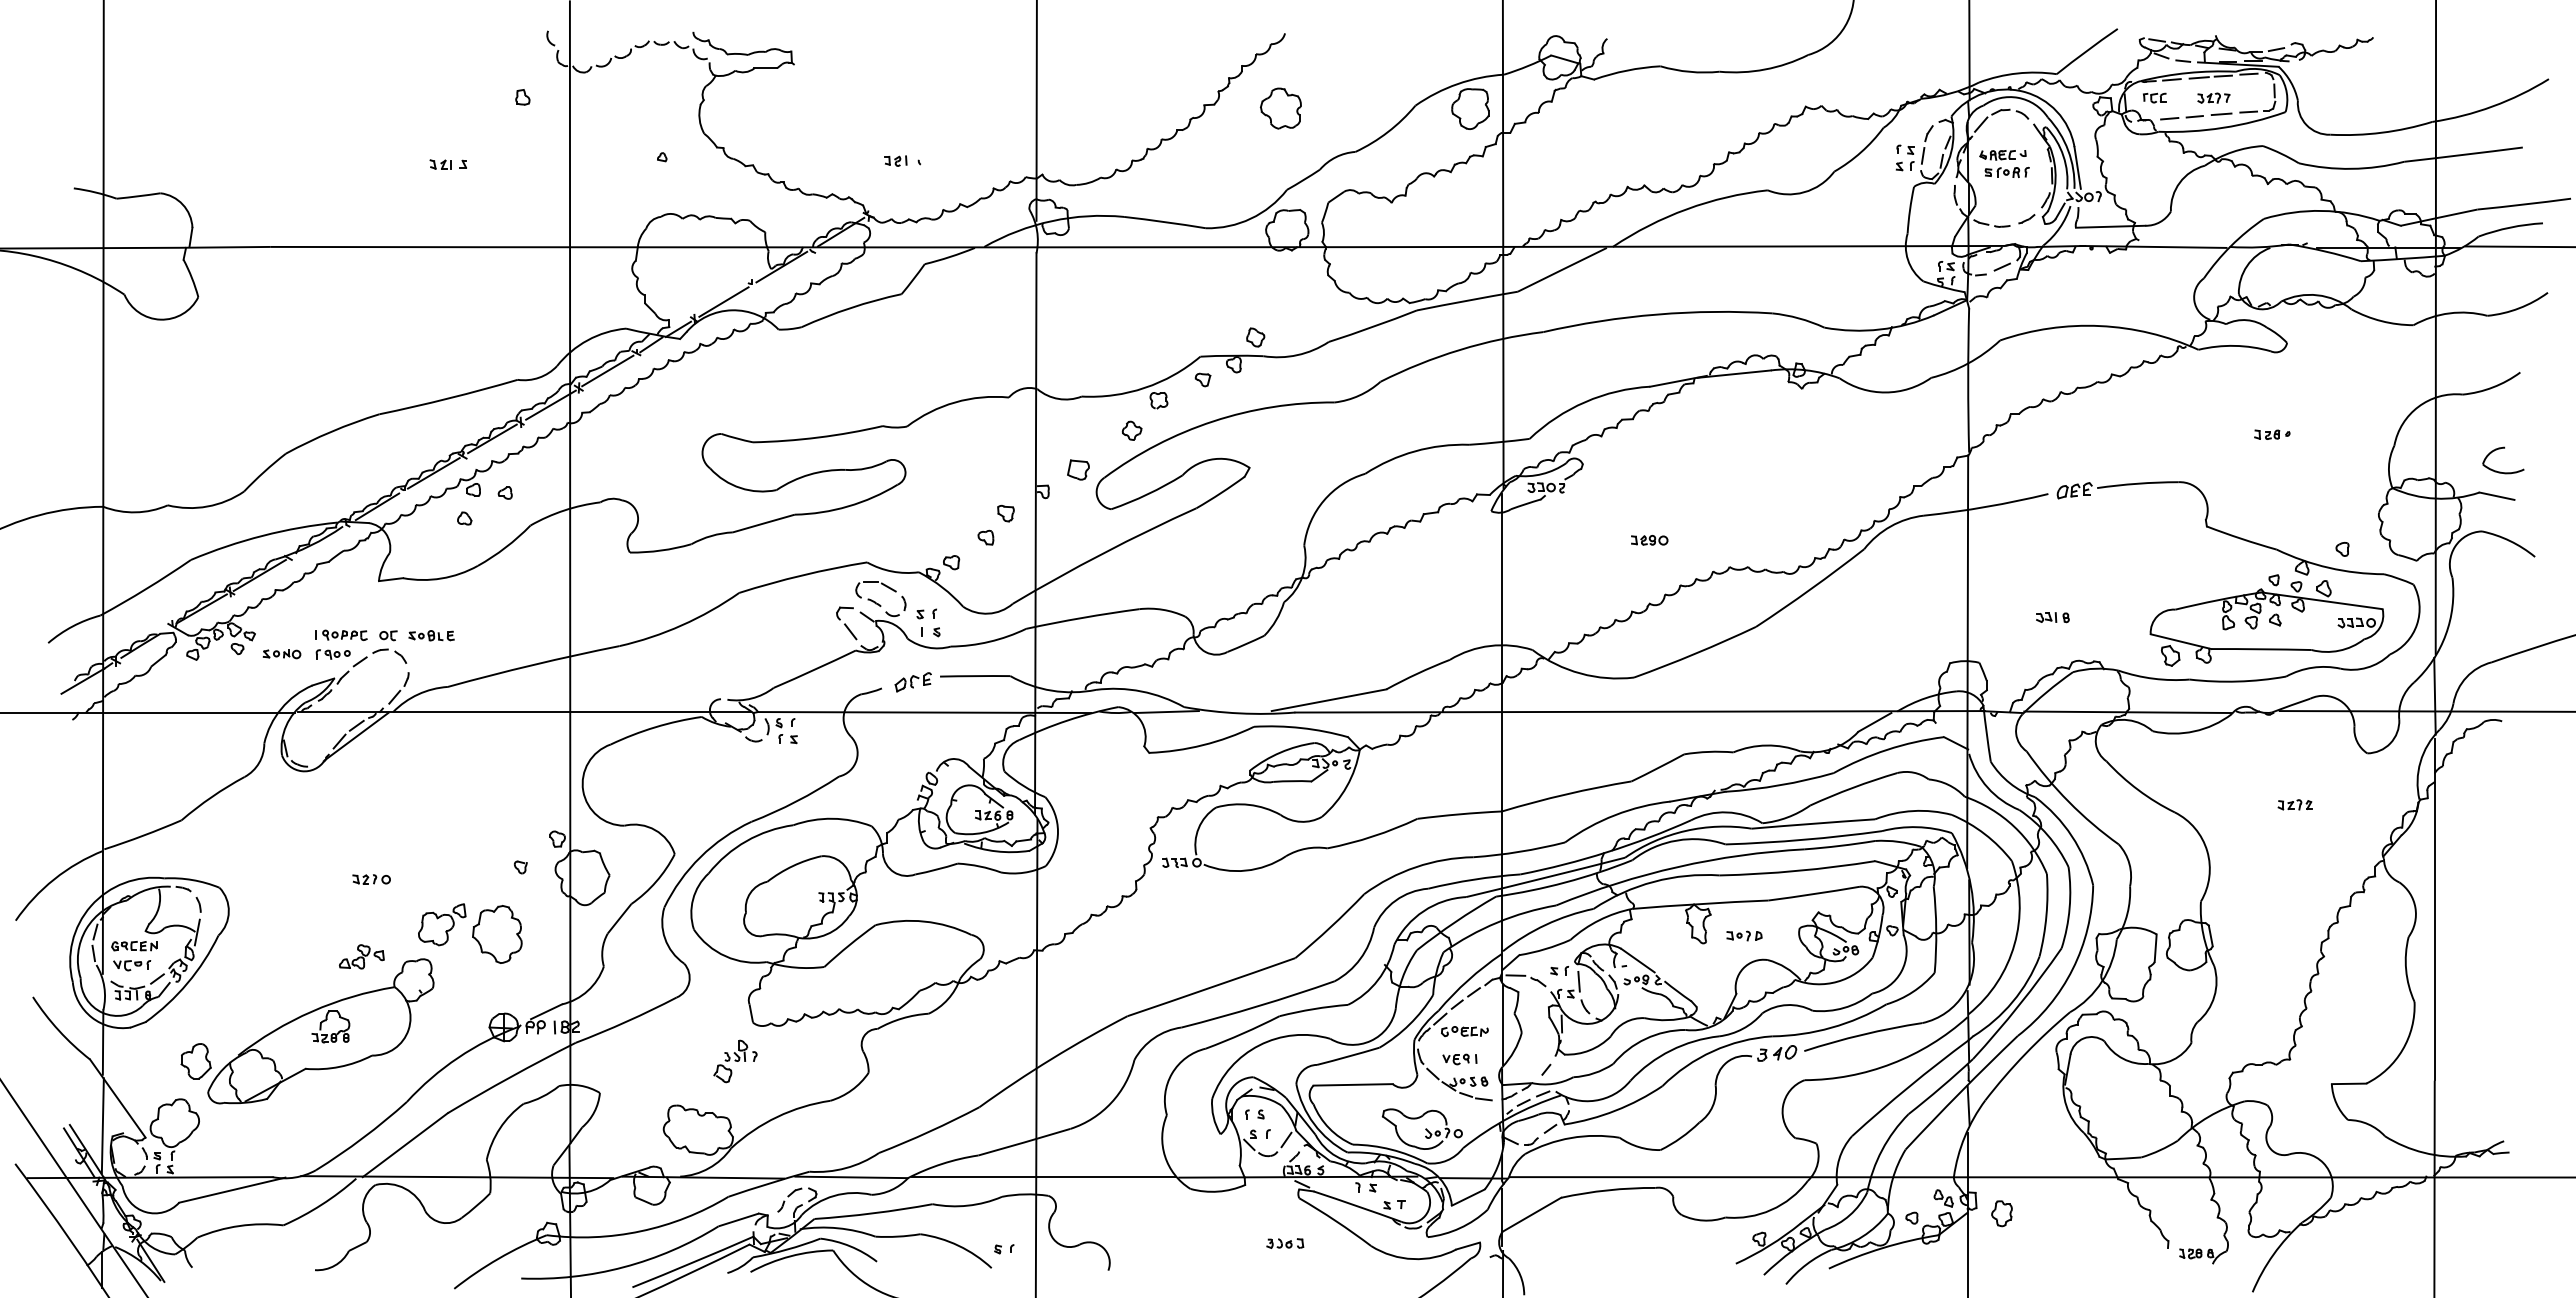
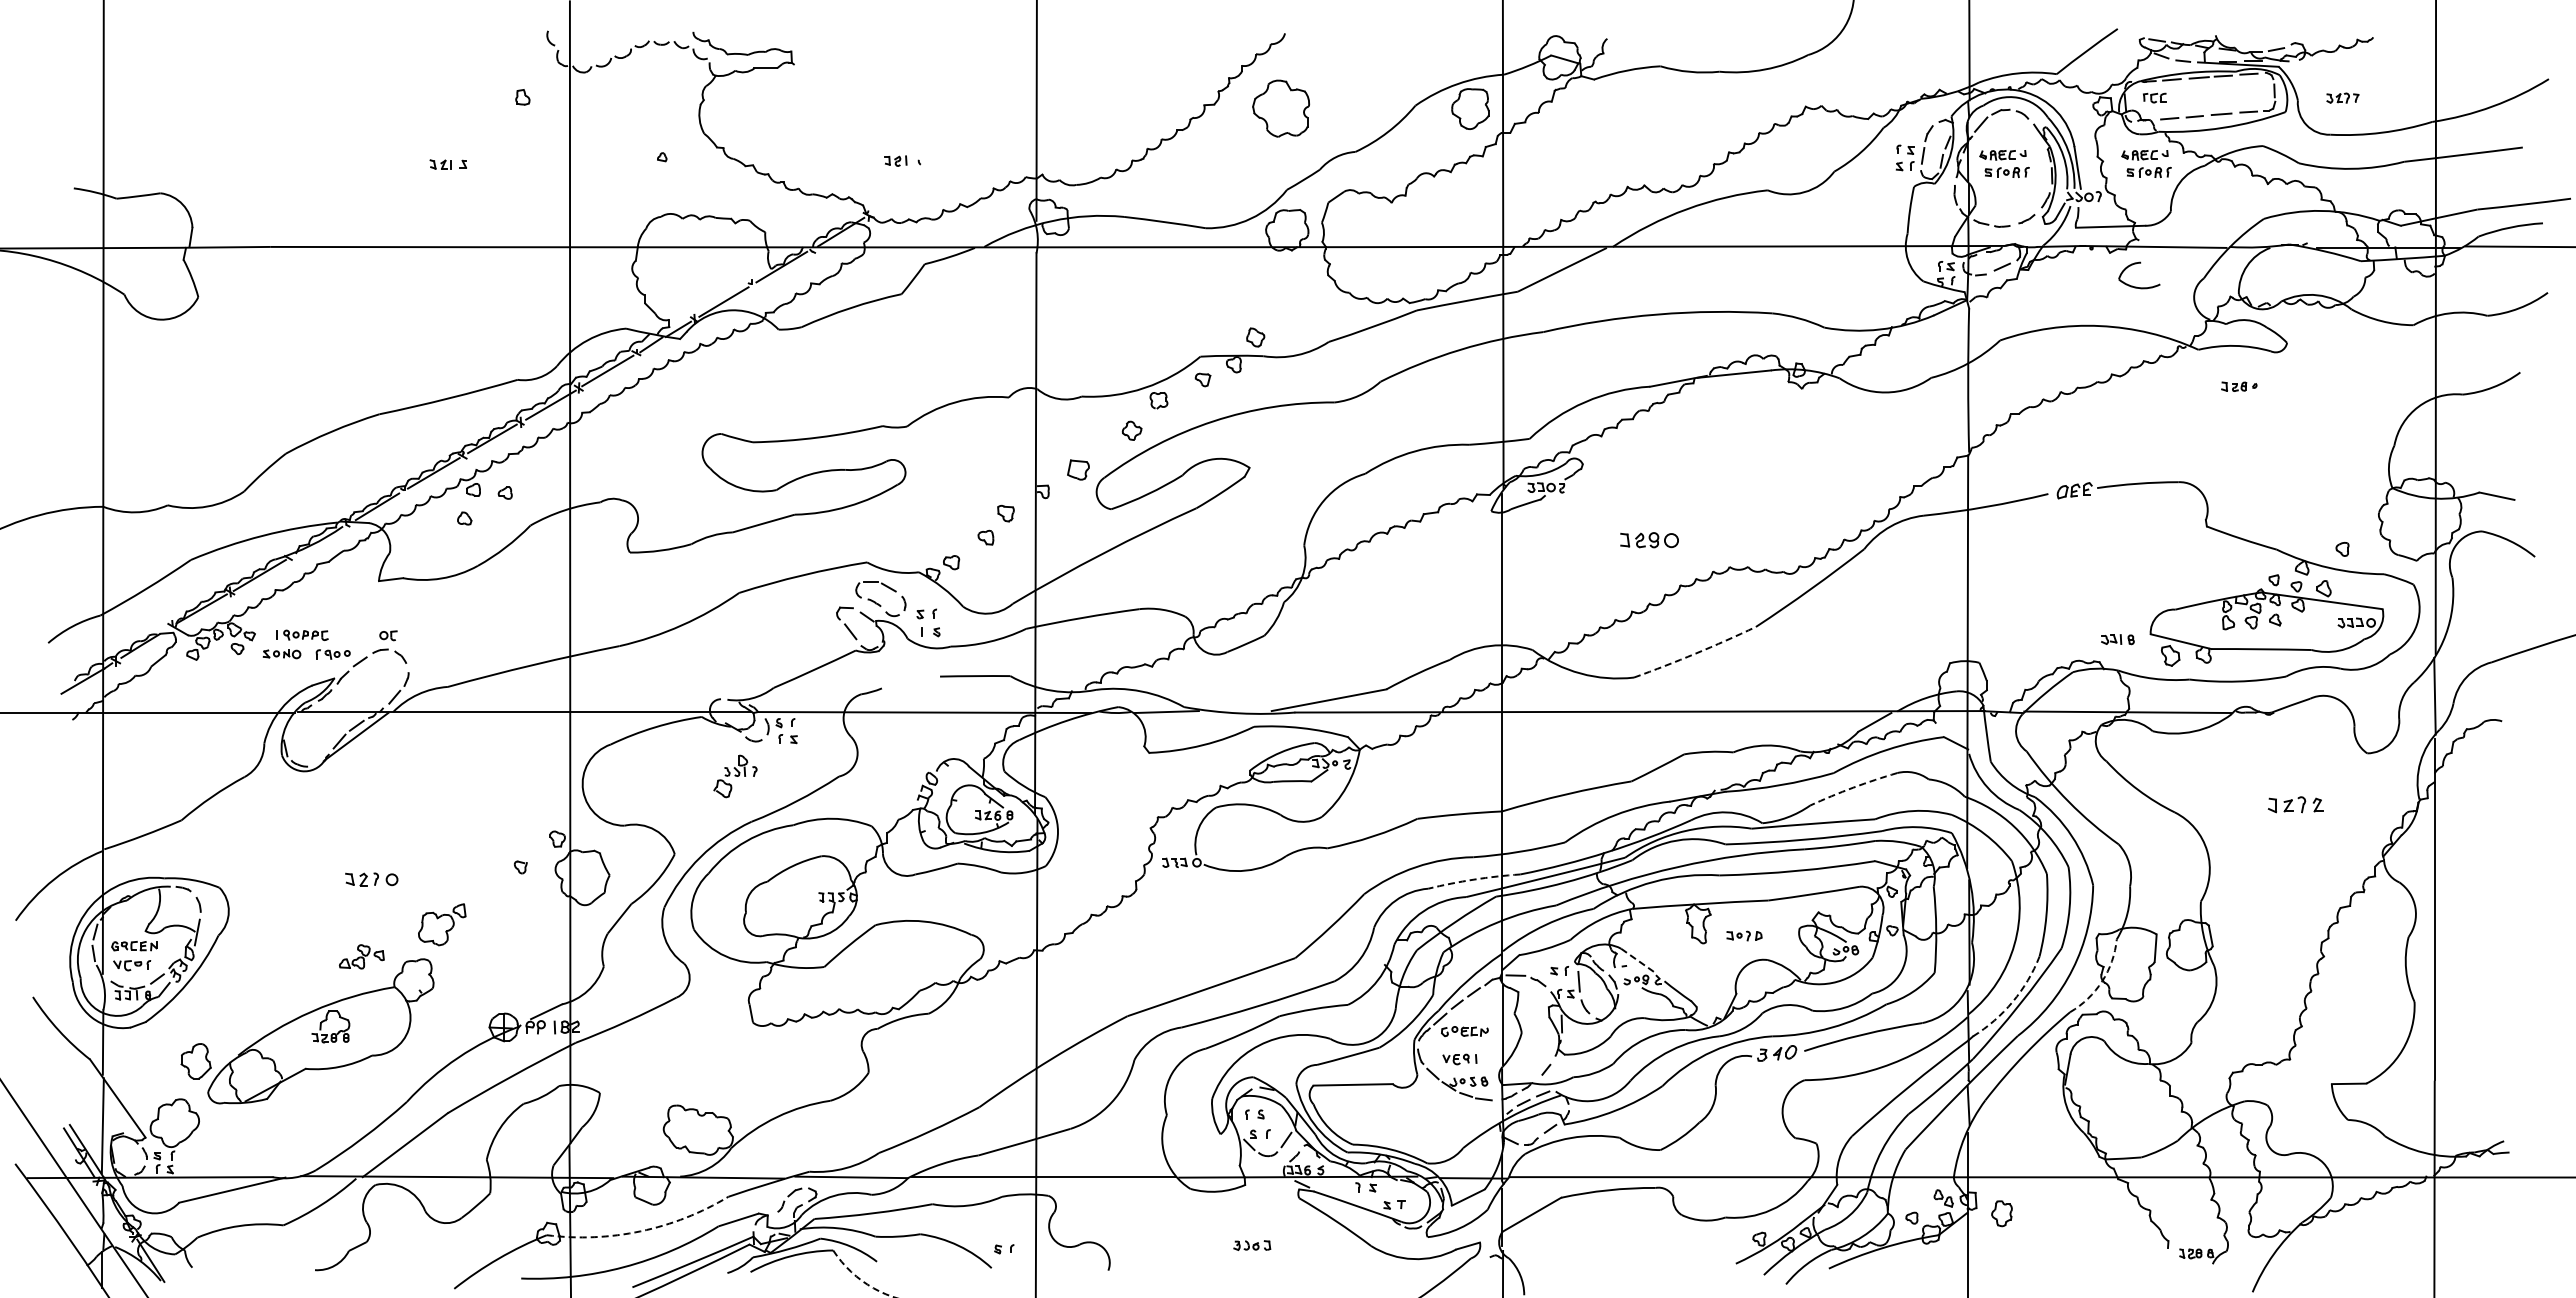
part position: (2213, 97) -> (2342, 97) (2342, 97)
part size: 43x43 px -> 59x59 px (1281, 108)
part: none -> present (2146, 163)
part position: (2272, 434) -> (2239, 386) (2239, 386)
part position: (2500, 449) -> (2136, 264) (2136, 264)
part size: 38x11 px -> 59x17 px (1649, 540)
part position: (2052, 617) -> (2117, 639) (2117, 639)
part position: (341, 634) -> (302, 634) (302, 634)
part: present -> none (431, 635)
arc: solid -> dashed (1695, 653)
part: present -> none (912, 682)
line: present -> none (2425, 711)
arc: solid -> dashed (1853, 787)
part size: 36x12 px -> 56x18 px (2295, 804)
part size: 39x11 px -> 54x15 px (371, 879)
arc: solid -> dashed (1473, 879)
part: present -> none (497, 934)
line: solid -> dashed (1638, 960)
arc: solid -> dashed (2102, 981)
arc: solid -> dashed (2012, 1001)
part position: (735, 1061) -> (735, 776) (735, 776)
part: present -> none (1421, 1128)
arc: solid -> dashed (640, 1231)
part position: (1285, 1243) -> (1252, 1245) (1252, 1245)
arc: solid -> dashed (861, 1280)
